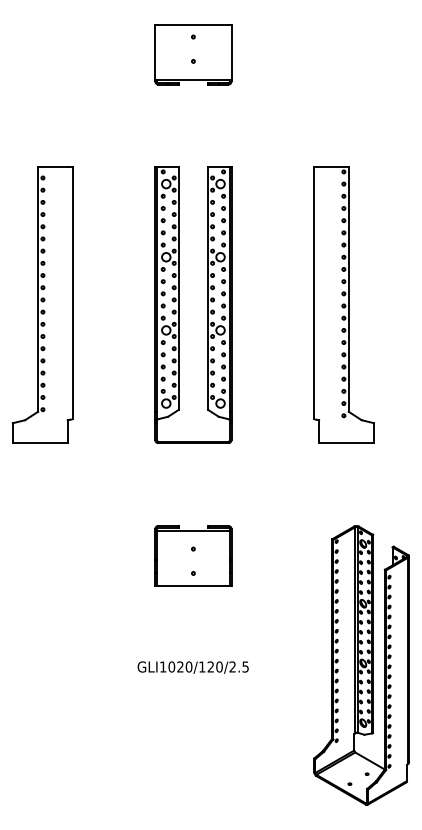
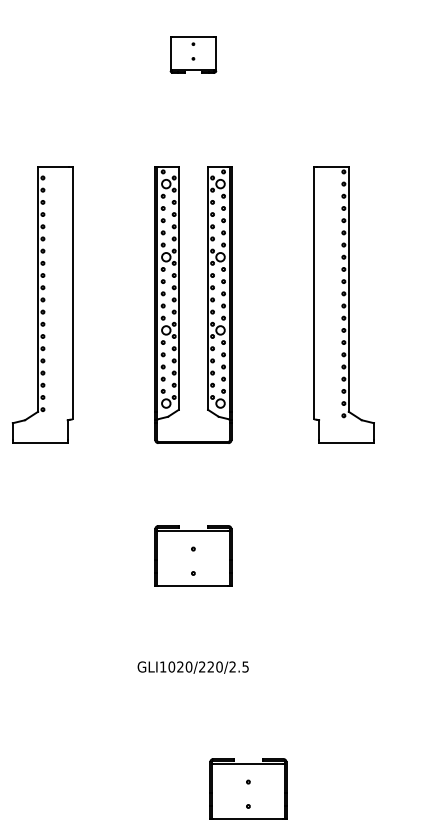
part size: 79x62 px -> 49x38 px (193, 54)
part: present -> none (361, 665)
text: GLI1020/120/2.5 -> GLI1020/220/2.5 (202, 666)
part: none -> present (248, 788)
